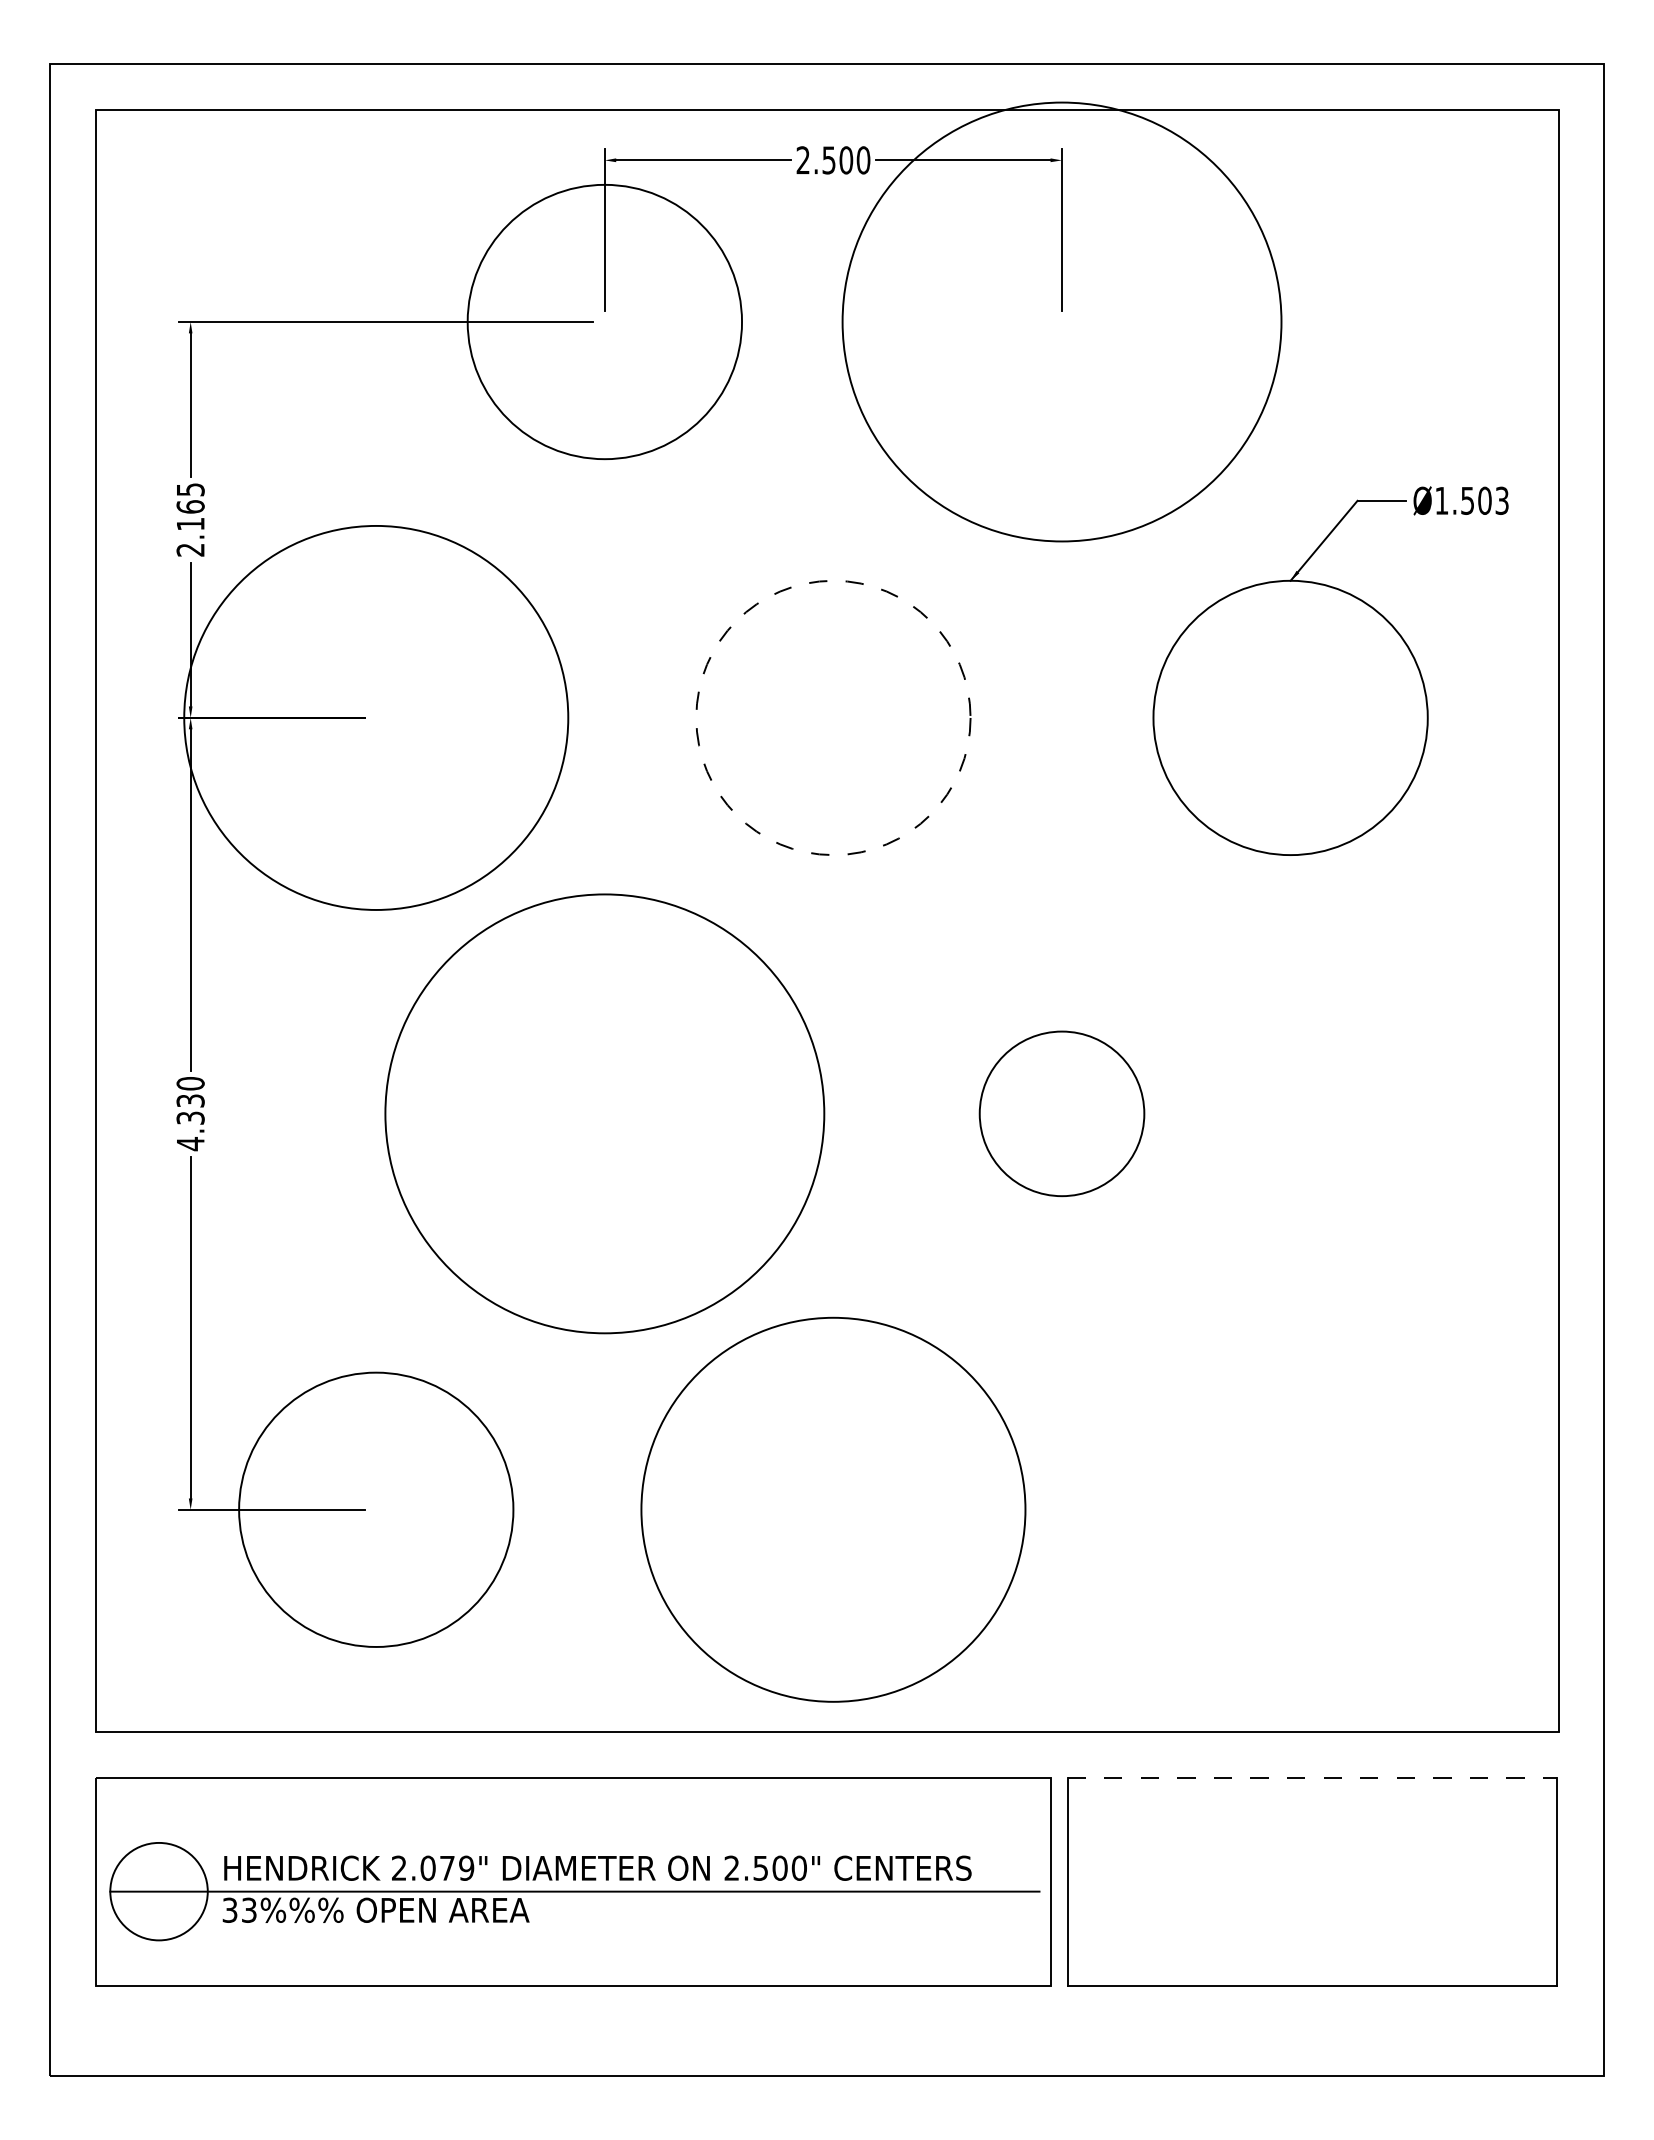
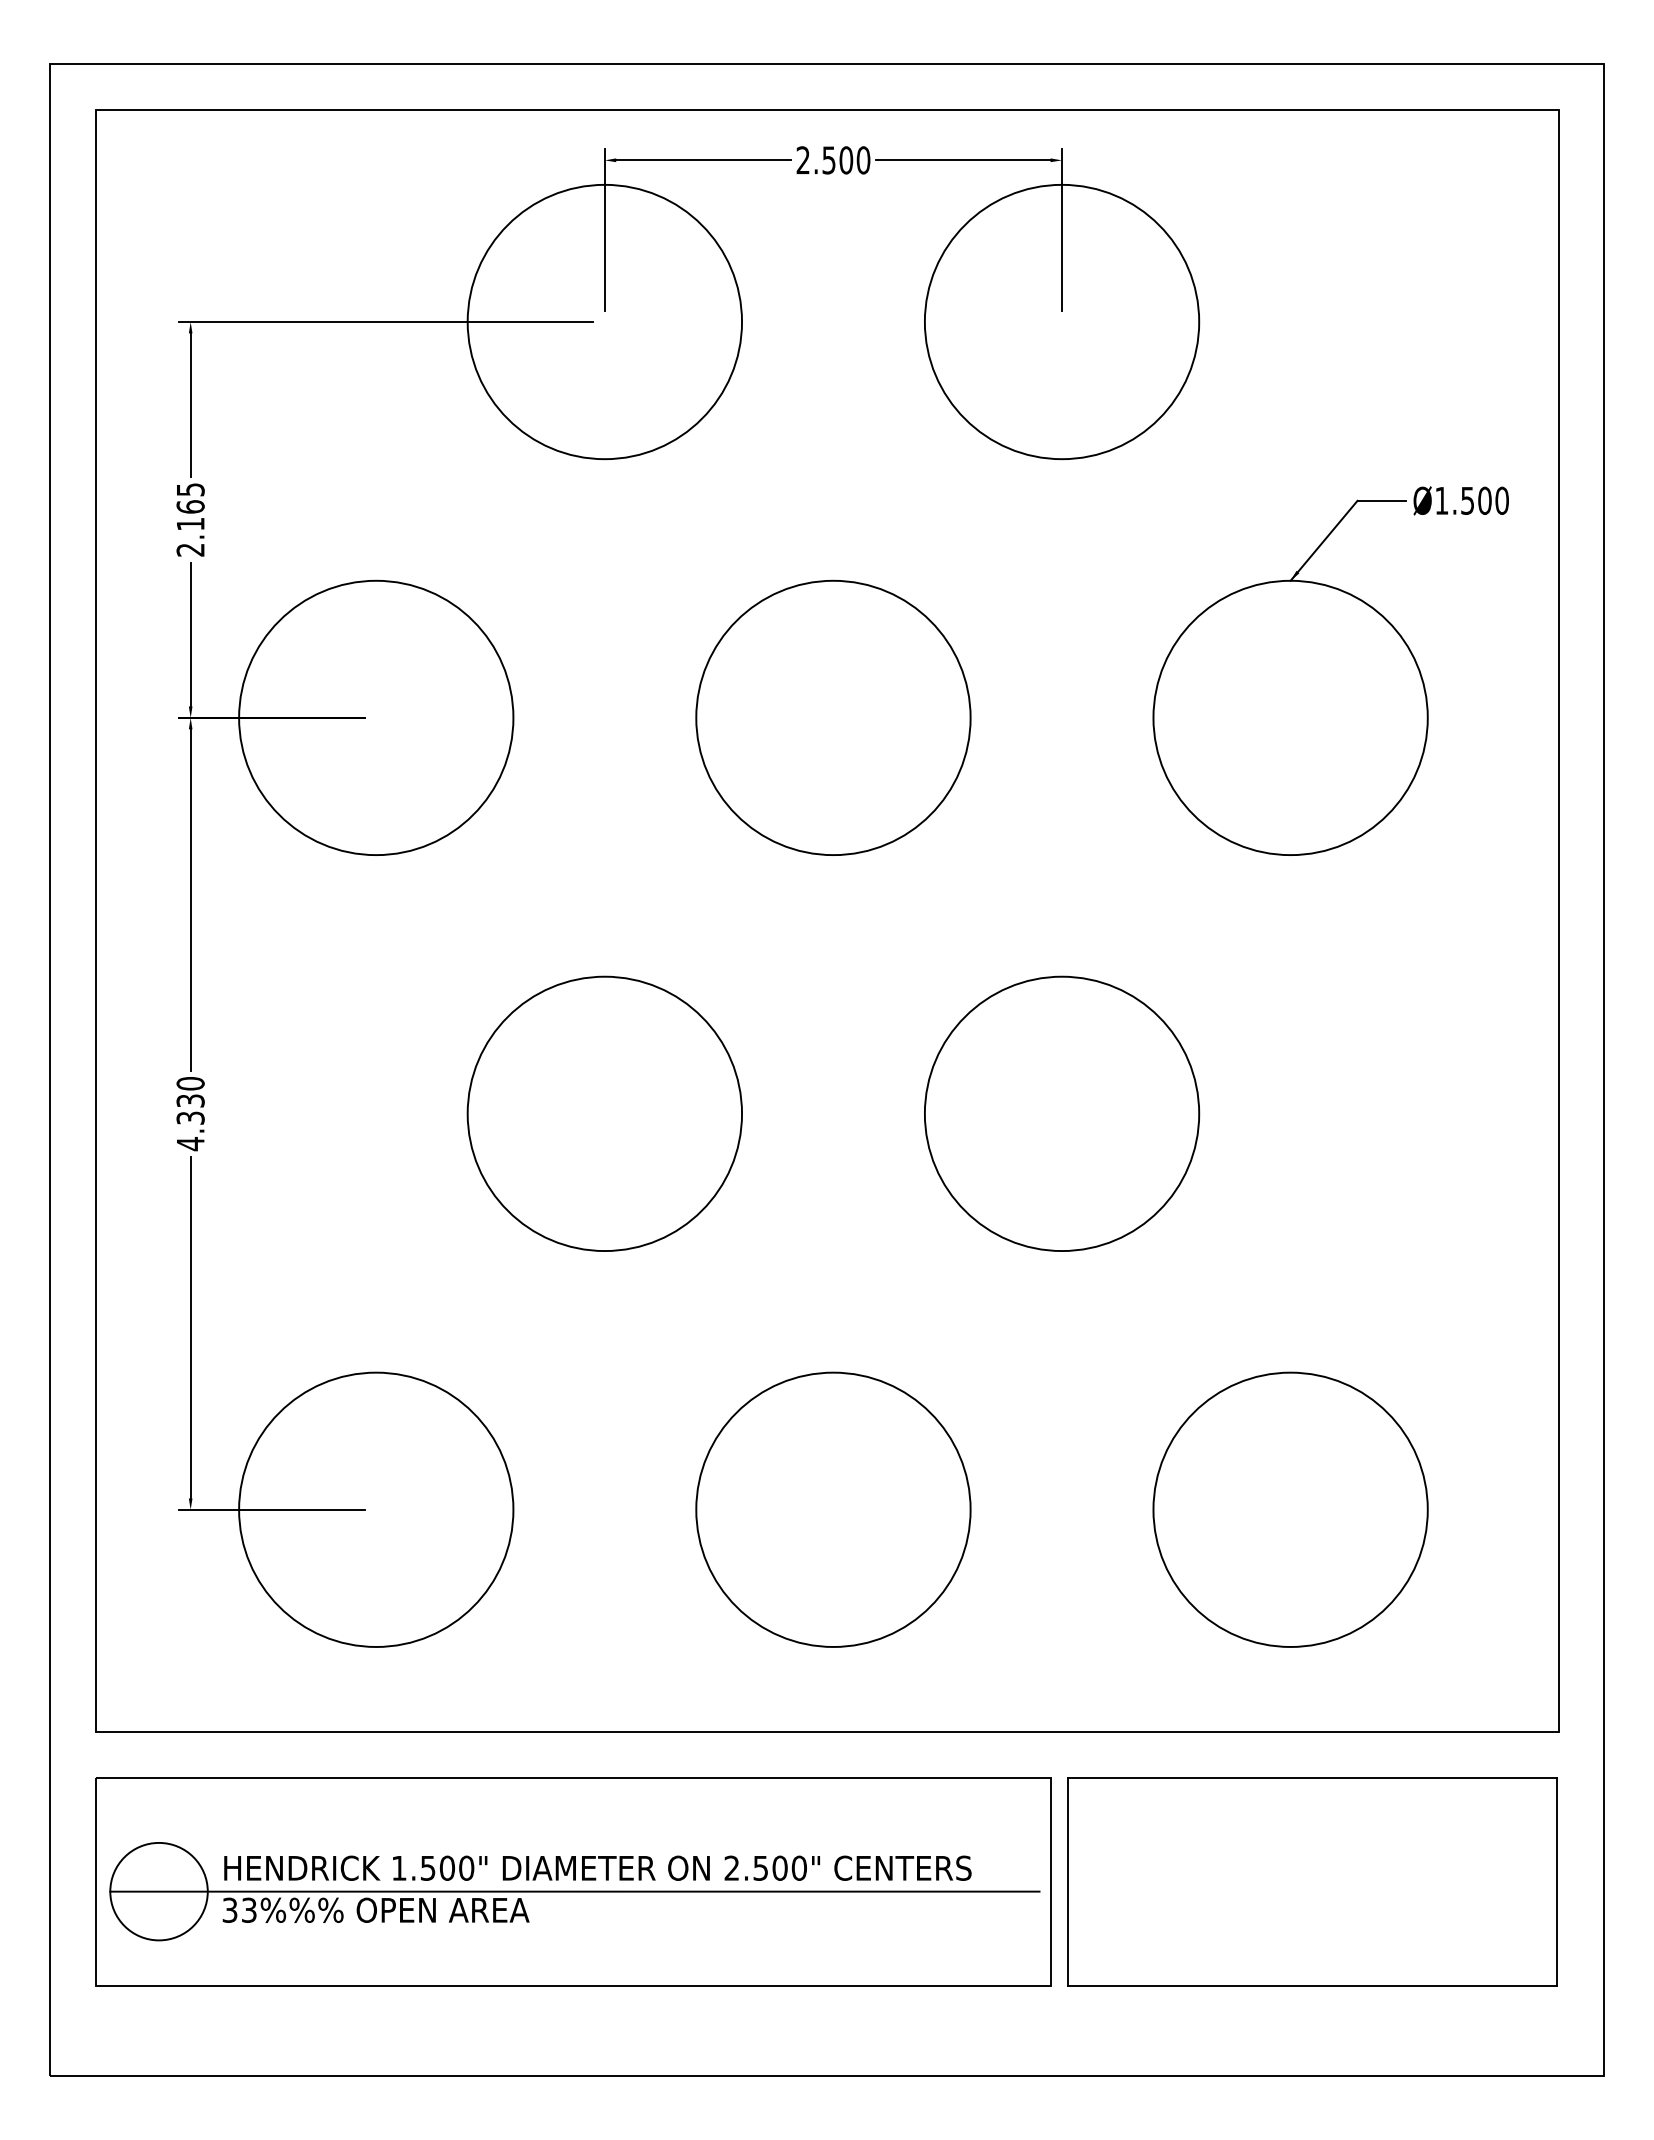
circle diameter: 439 px -> 274 px (1061, 321)
text: Ø1.503 -> Ø1.500 (1501, 500)
circle diameter: 384 px -> 274 px (376, 717)
circle: dashed -> solid (833, 717)
circle diameter: 439 px -> 274 px (604, 1113)
circle diameter: 165 px -> 274 px (1061, 1113)
circle diameter: 384 px -> 274 px (833, 1509)
circle: none -> present (1290, 1509)
line: dashed -> solid (1312, 1778)
text: 2.079" -> 1.500" (433, 1867)
